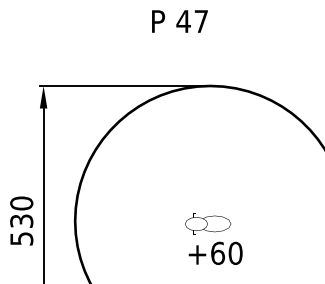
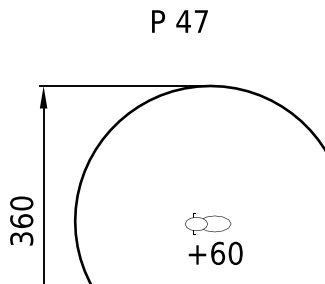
text: 530 -> 360 (21, 229)
